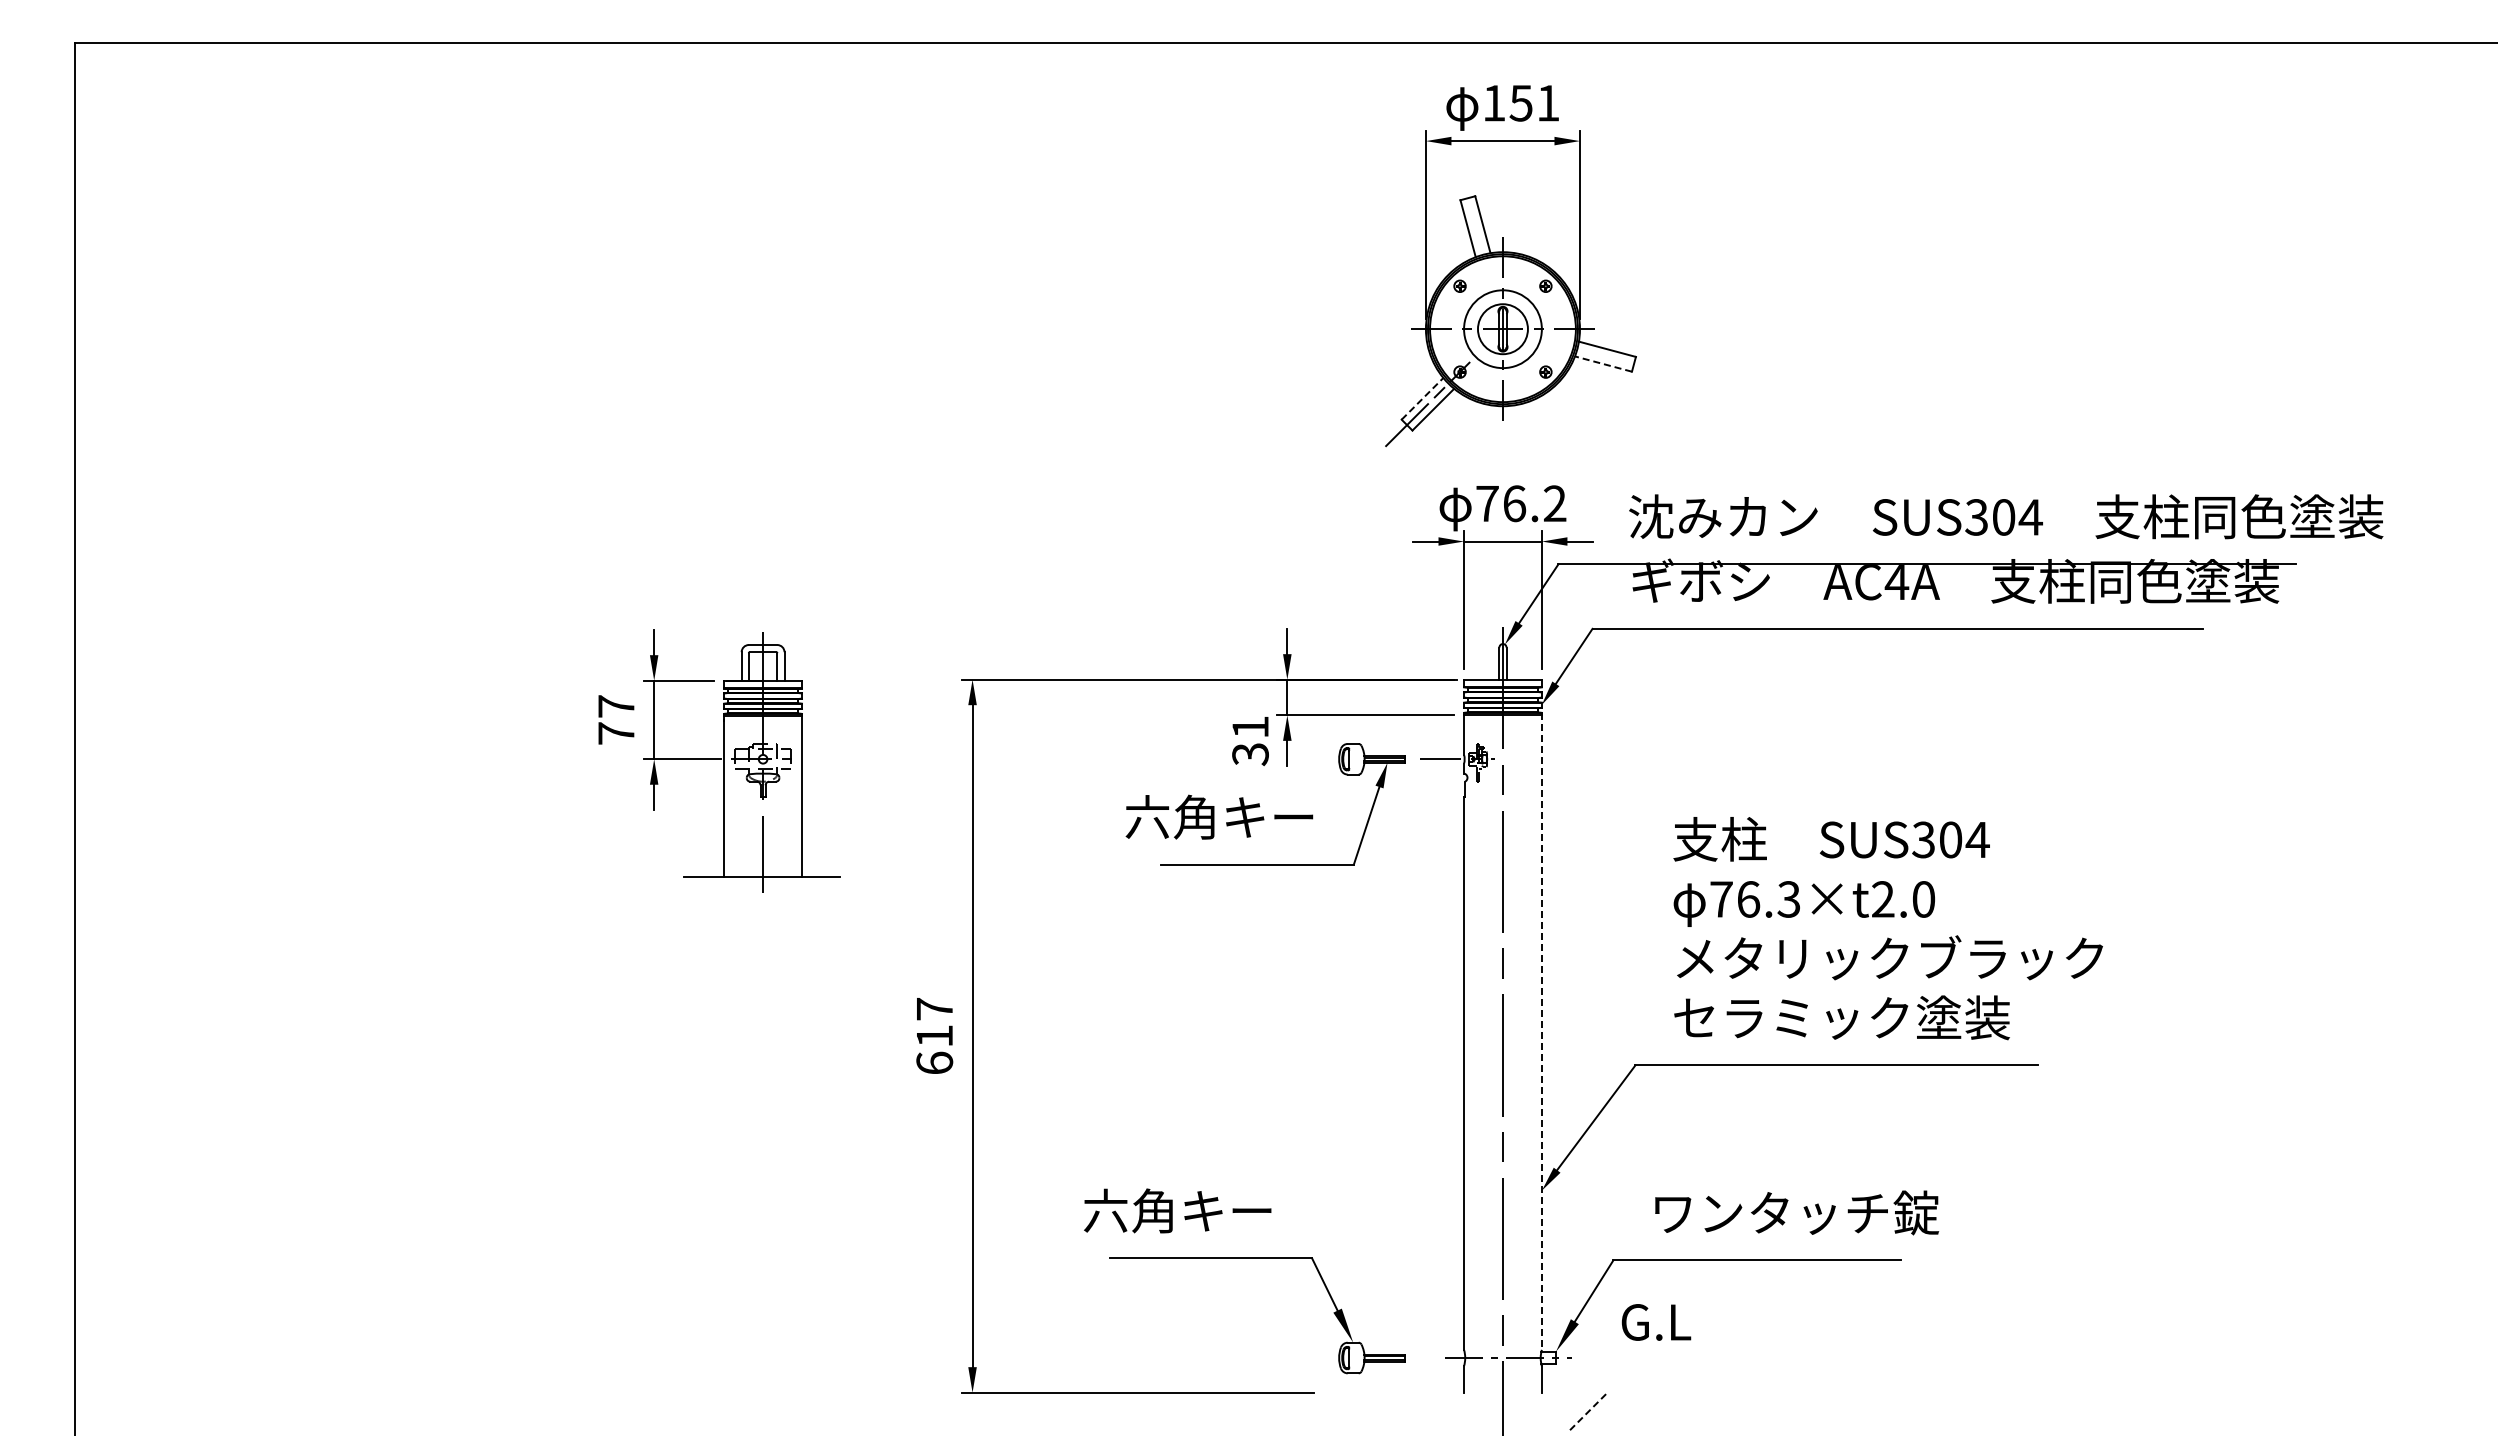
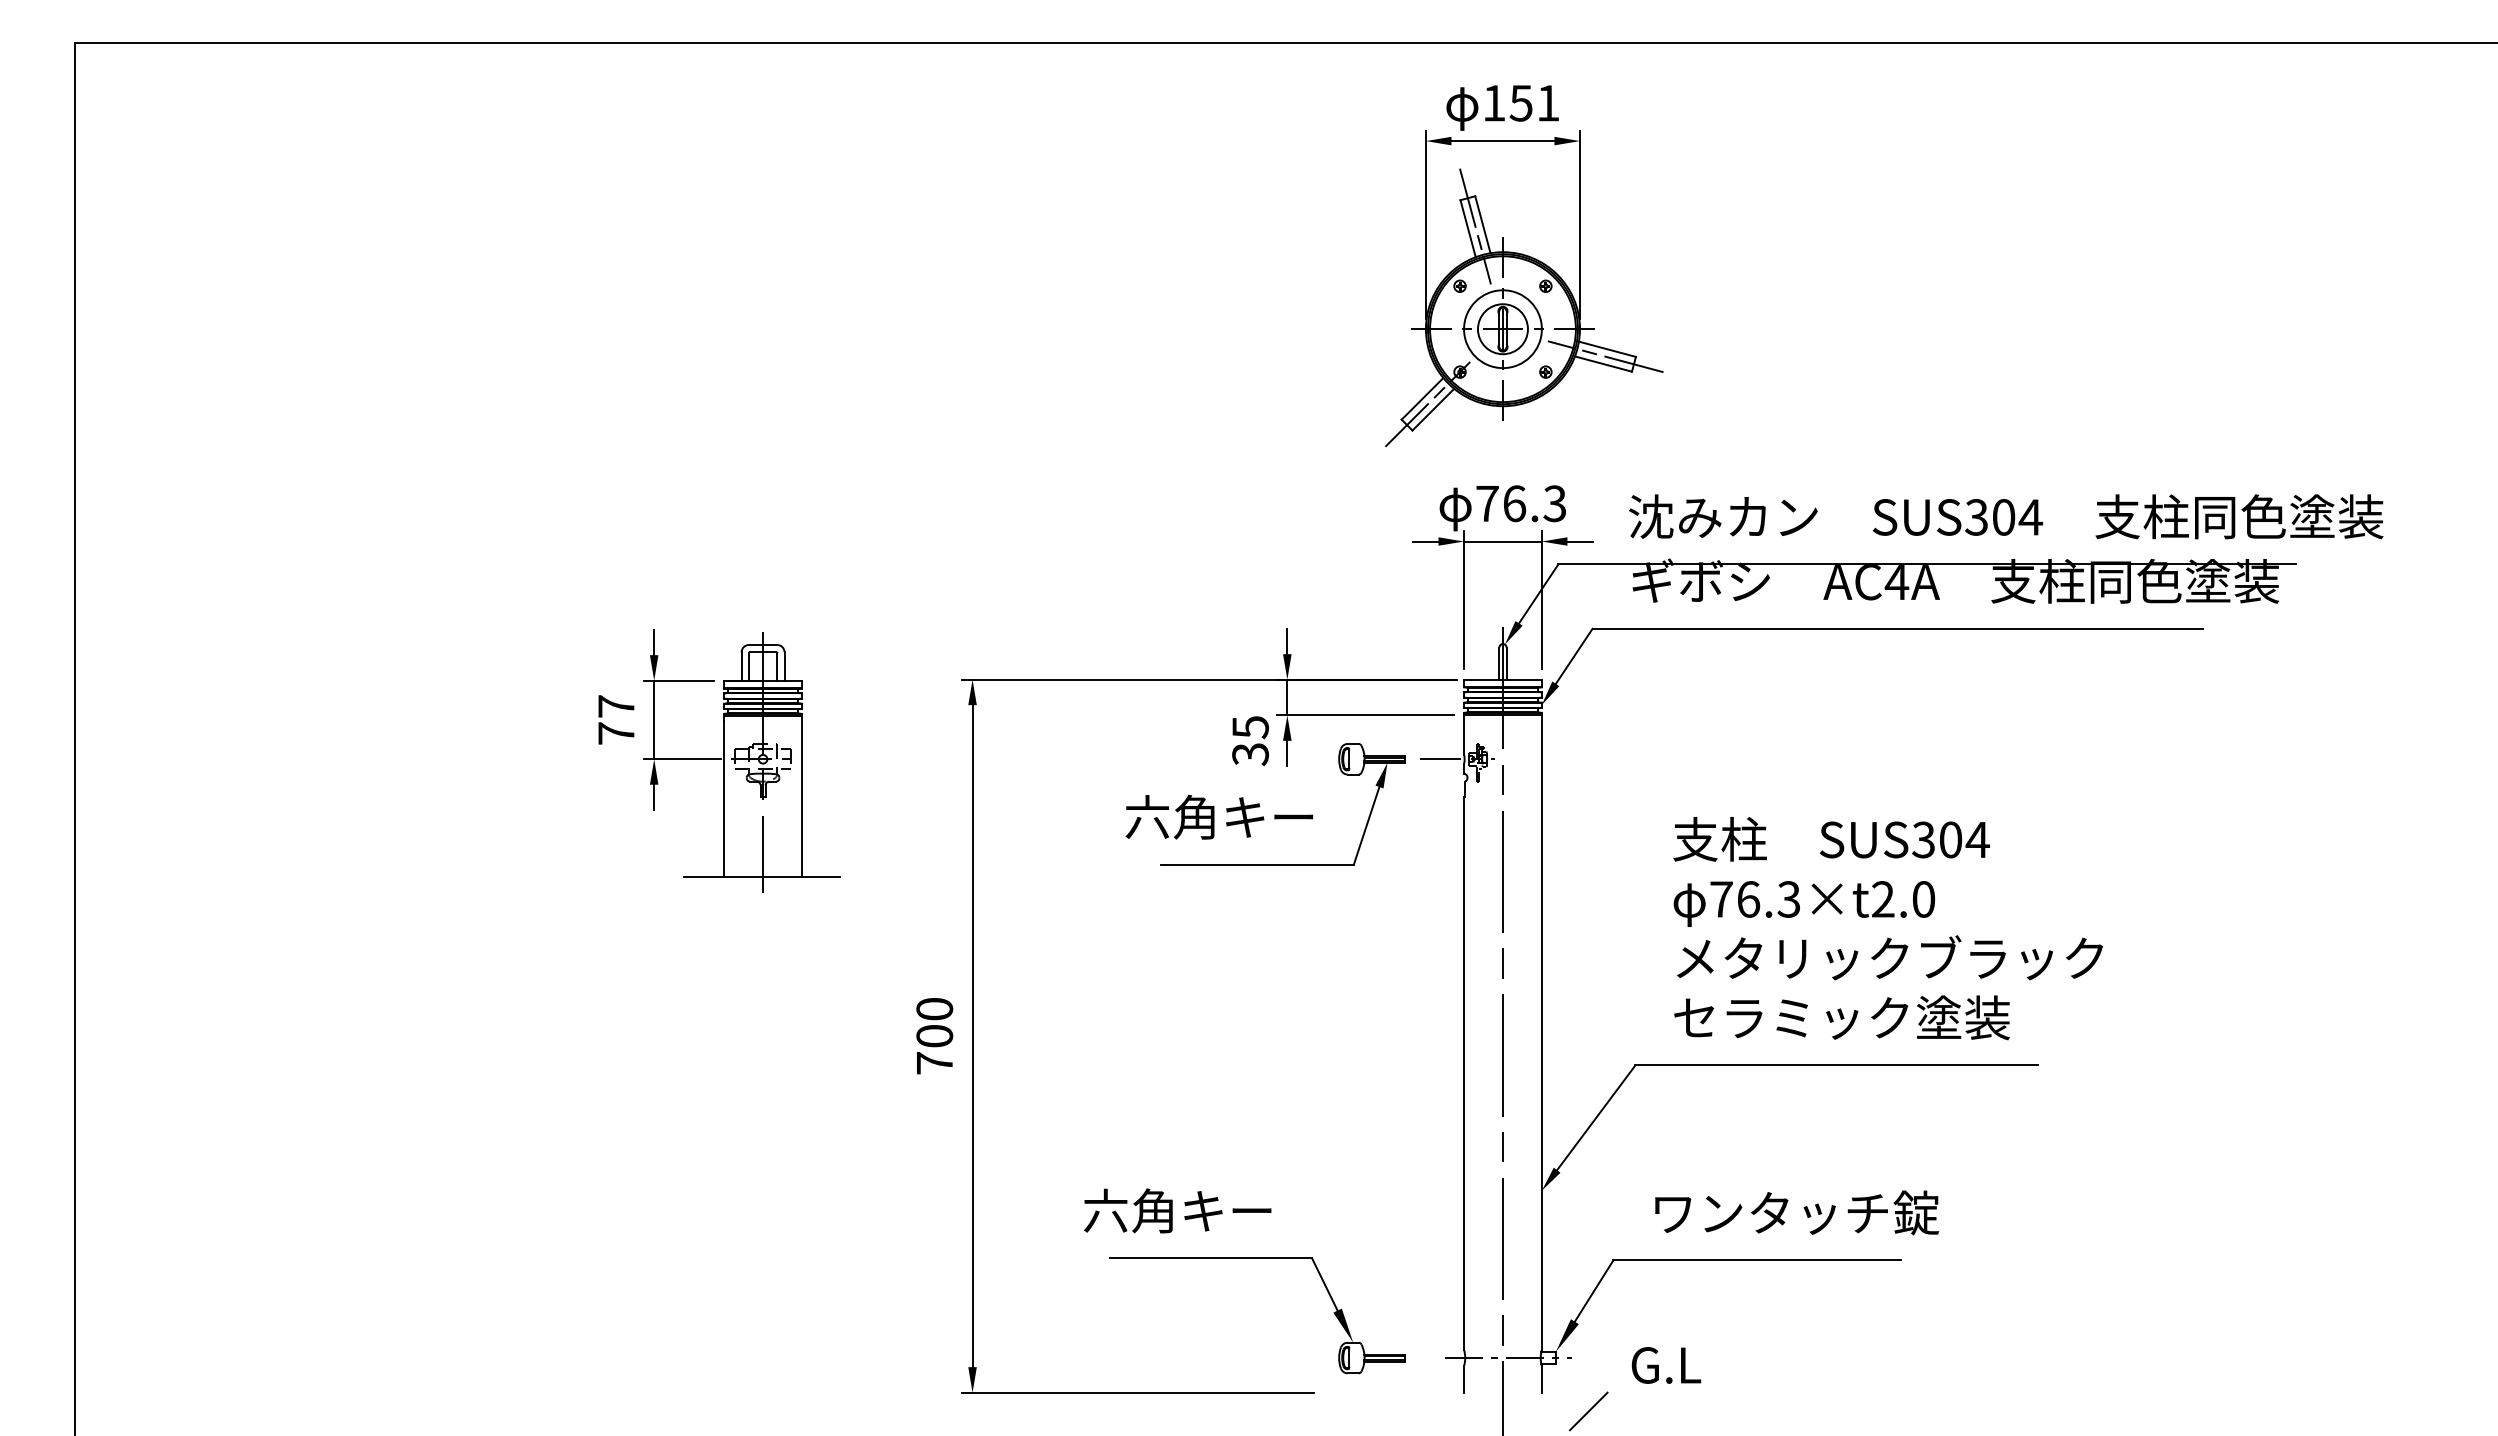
line: none -> present (1474, 226)
line: none -> present (1605, 356)
line: dashed -> solid (1603, 363)
line: dashed -> solid (1422, 398)
text: 76.2 -> 76.3 (1554, 503)
text: 31 -> 35 (1250, 727)
line: dashed -> solid (1541, 1031)
text: 617 -> 700 (934, 1036)
text position: (1656, 1322) -> (1666, 1365) (1666, 1365)
line: dashed -> solid (1588, 1411)
